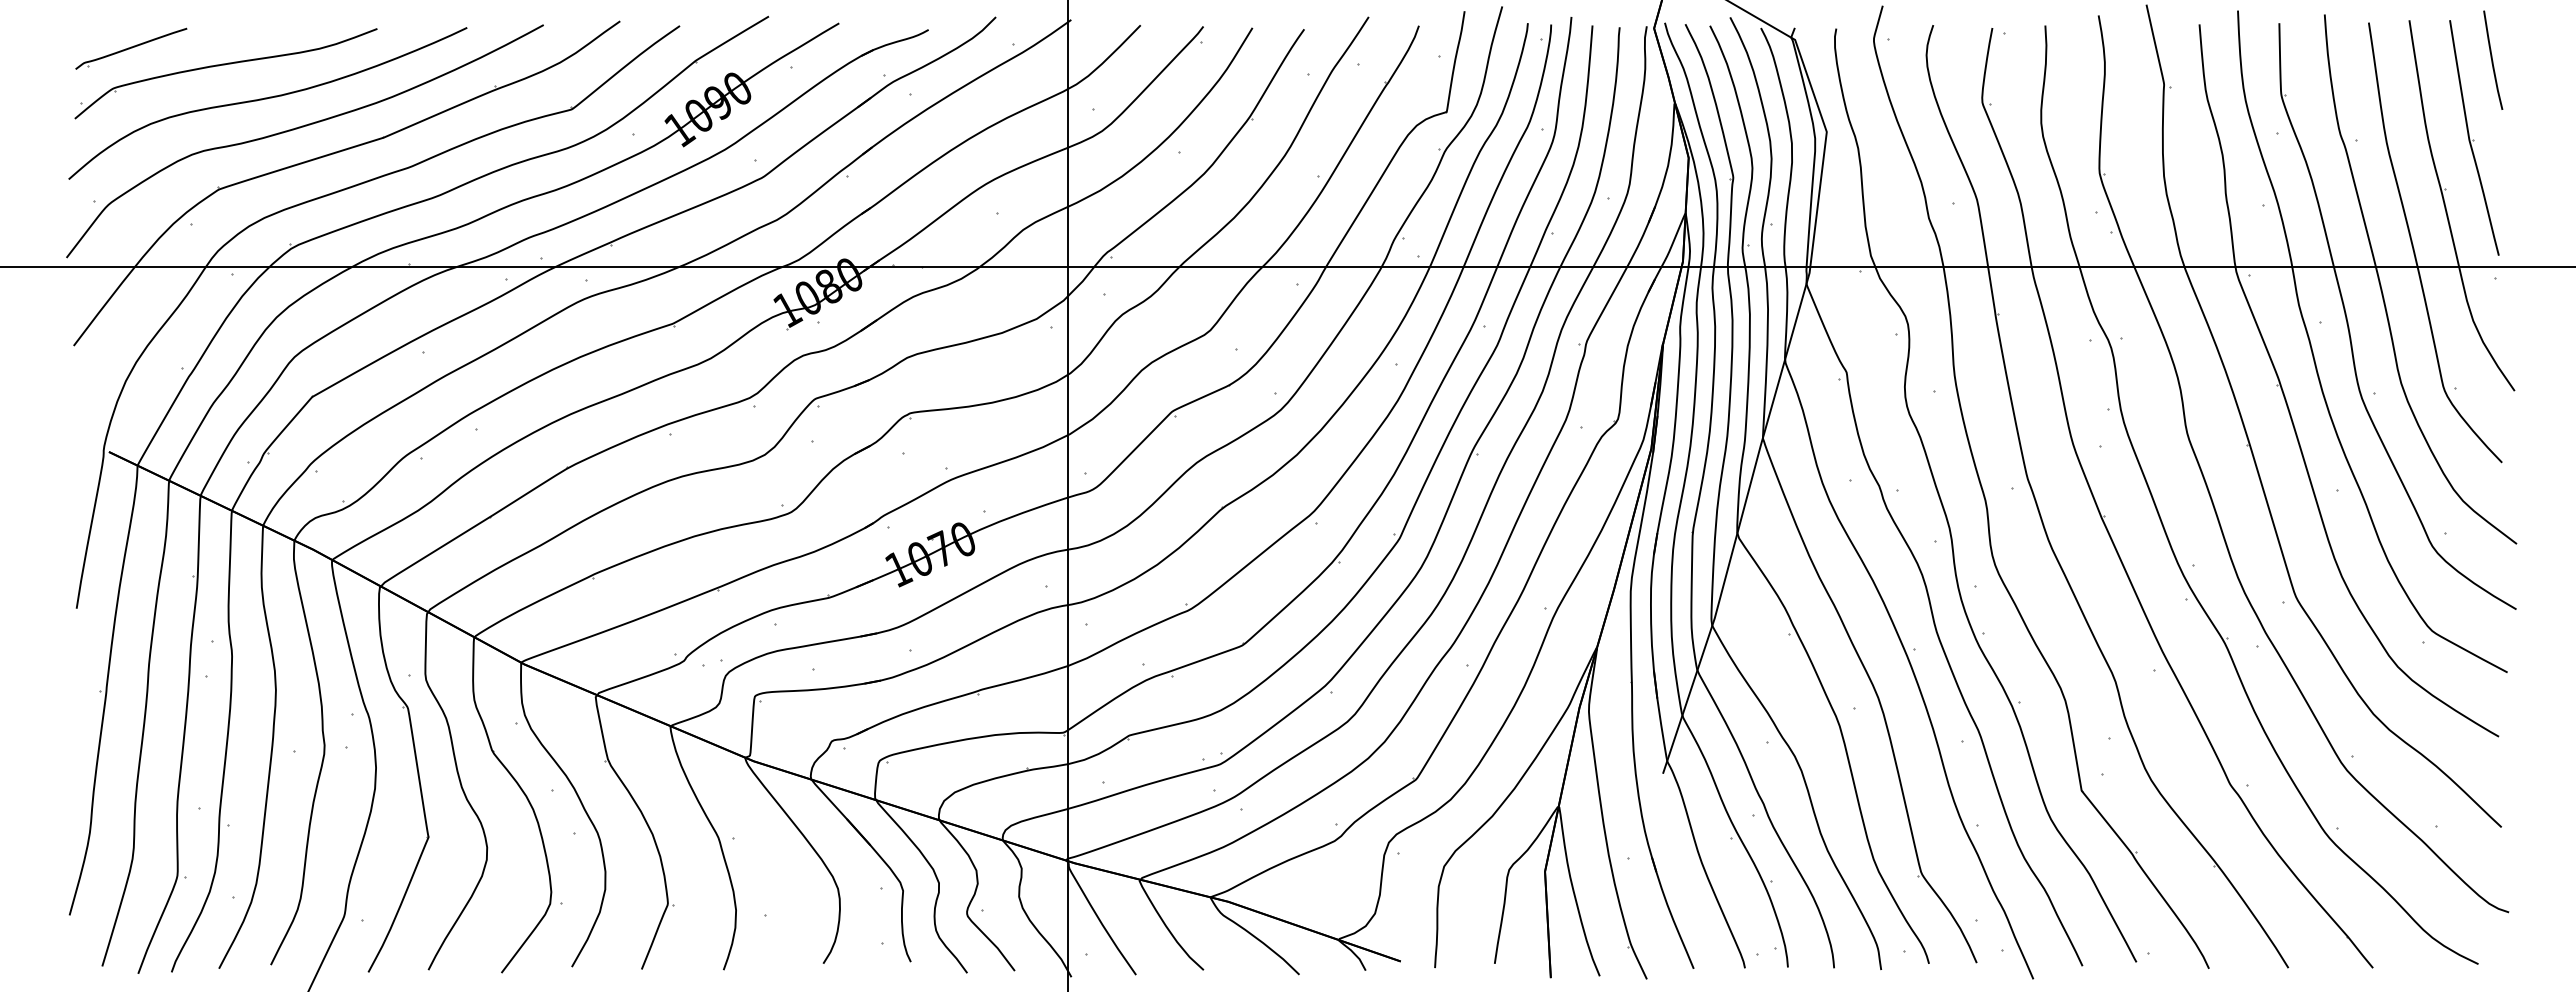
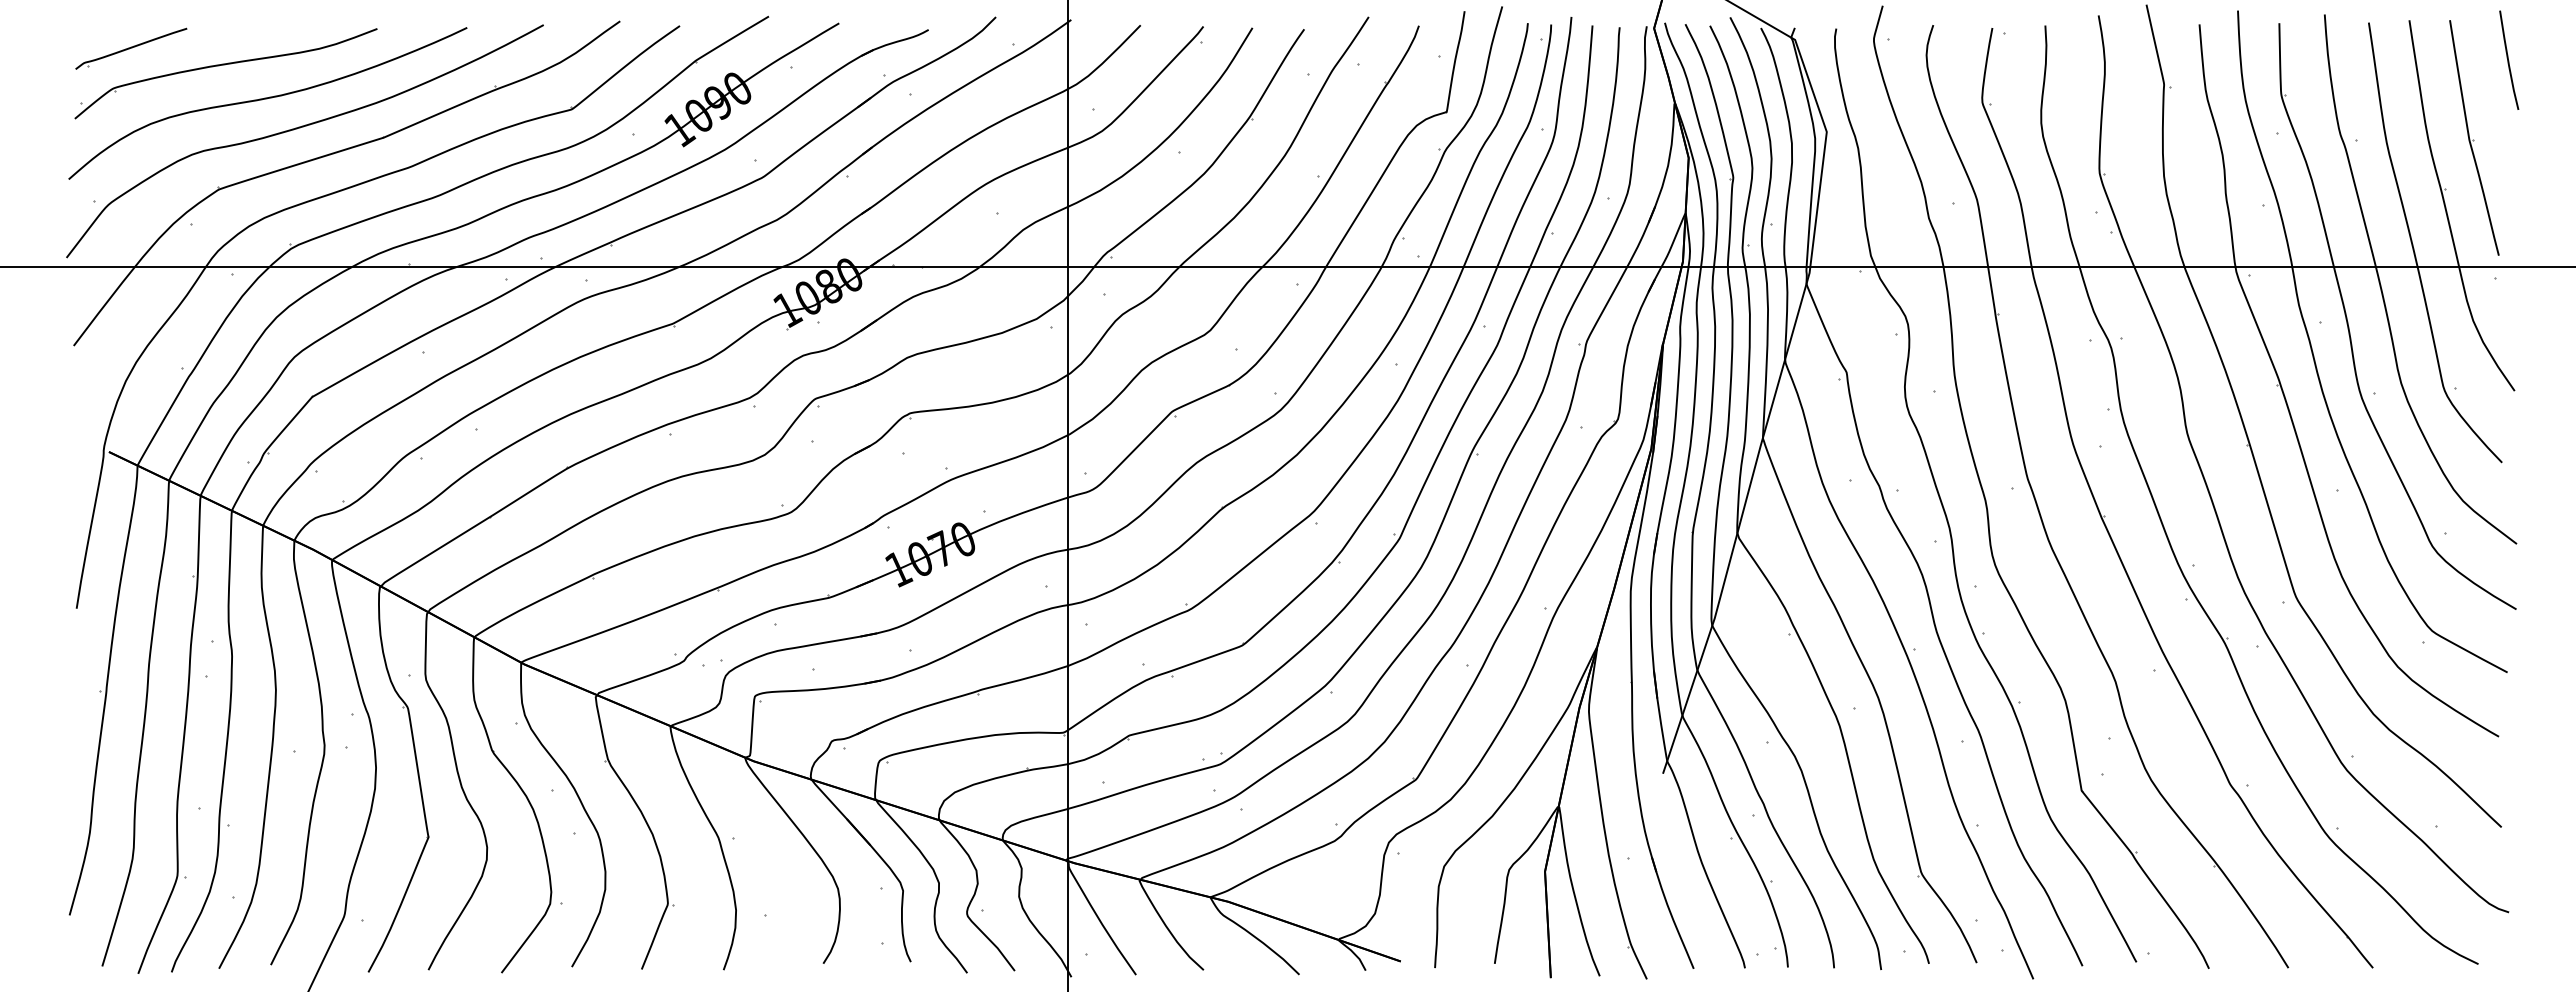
line position: (2492, 59) -> (2508, 59) (2508, 59)
